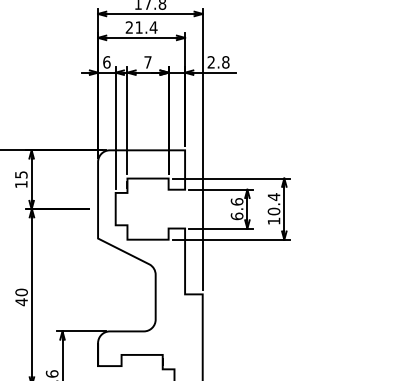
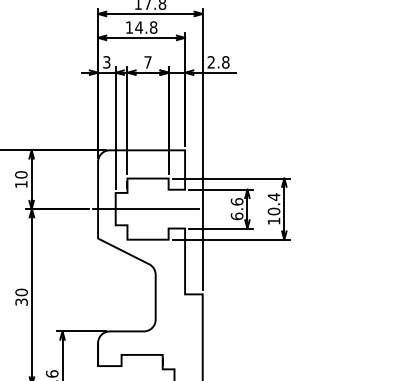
text: 21.4 -> 14.8 (141, 27)
text: 6 -> 3 (106, 62)
text: 15 -> 10 (21, 174)
line: none -> present (145, 209)
text: 40 -> 30 (21, 302)
